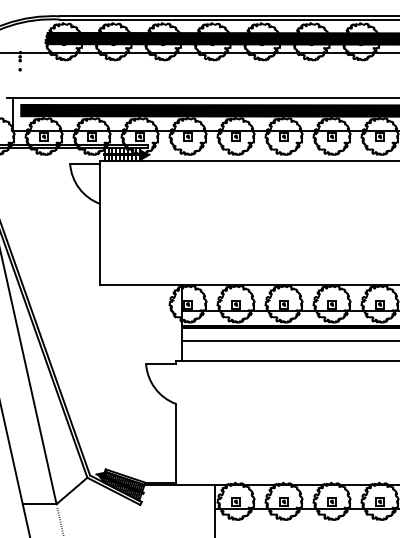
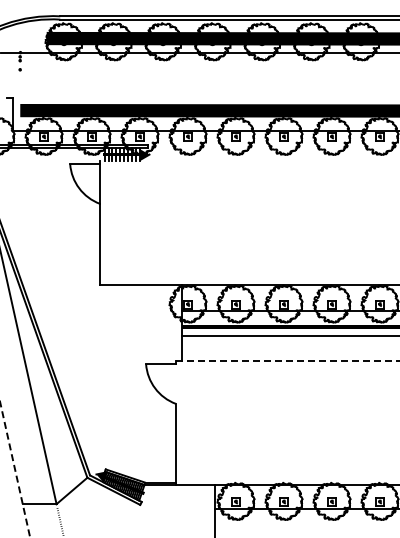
line: present -> none (204, 98)
line: present -> none (247, 160)
line position: (289, 341) -> (289, 336) (289, 336)
line: solid -> dashed (287, 360)
line: solid -> dashed (15, 470)
